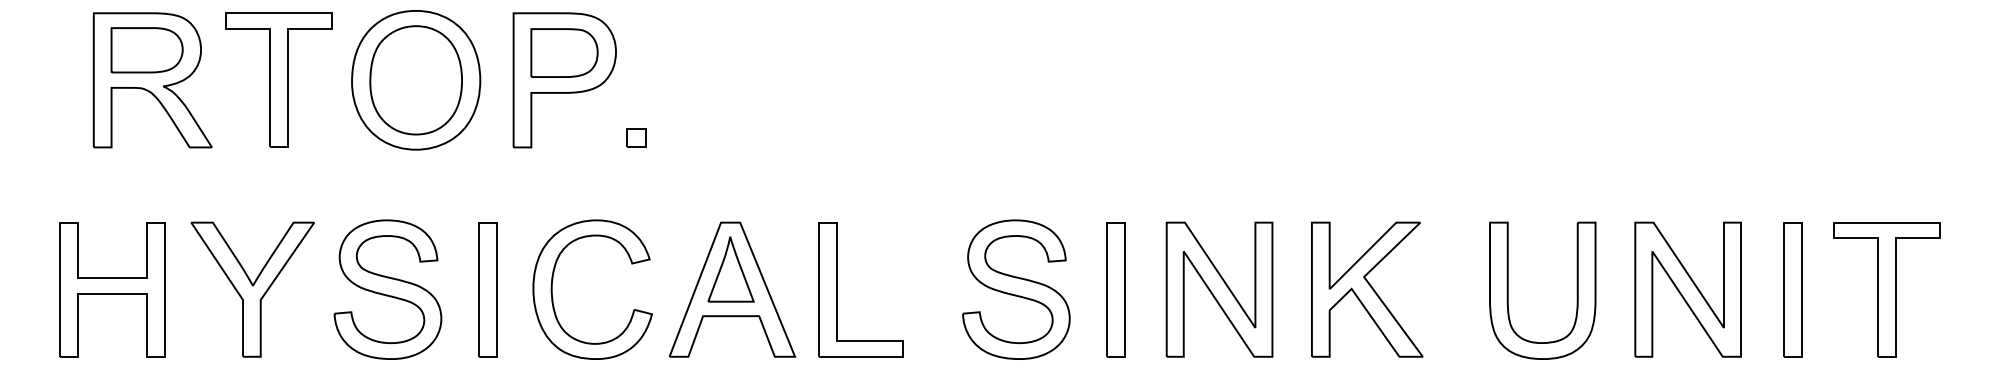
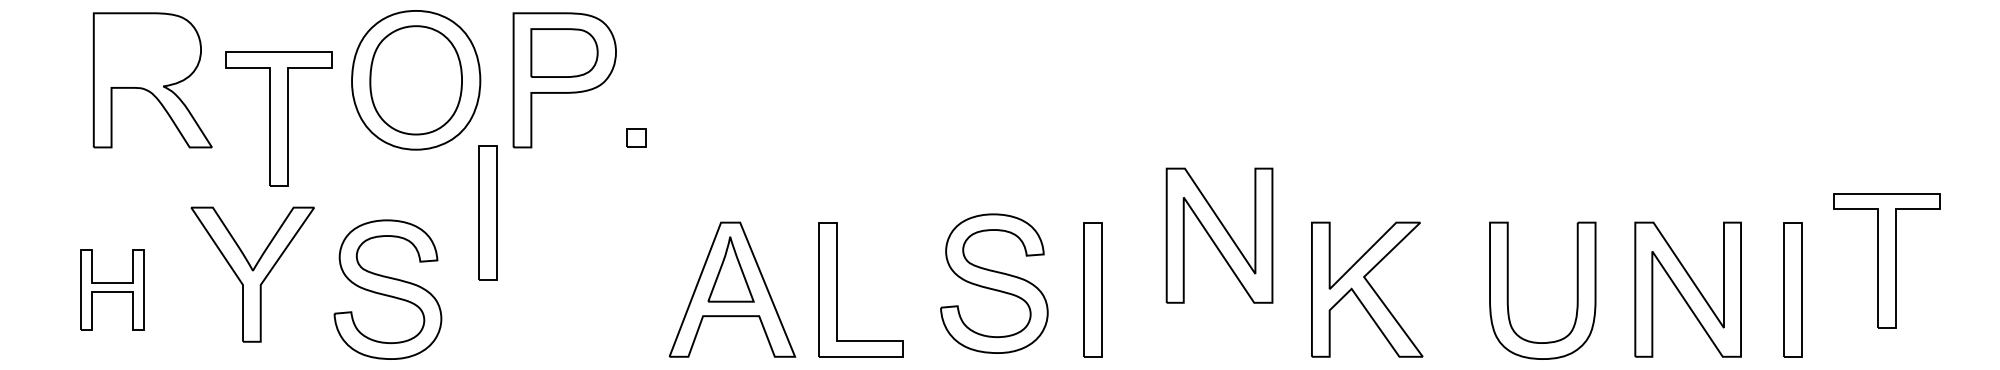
part: present -> none (146, 50)
part position: (278, 79) -> (278, 118) (278, 118)
part size: 107x136 px -> 65x82 px (112, 289)
part position: (252, 289) -> (252, 274) (252, 274)
part position: (487, 289) -> (487, 212) (487, 212)
part: present -> none (552, 289)
part position: (1016, 289) -> (994, 283) (994, 283)
part position: (1115, 289) -> (1092, 289) (1092, 289)
part position: (1219, 289) -> (1219, 235) (1219, 235)
part position: (1886, 289) -> (1886, 260) (1886, 260)
